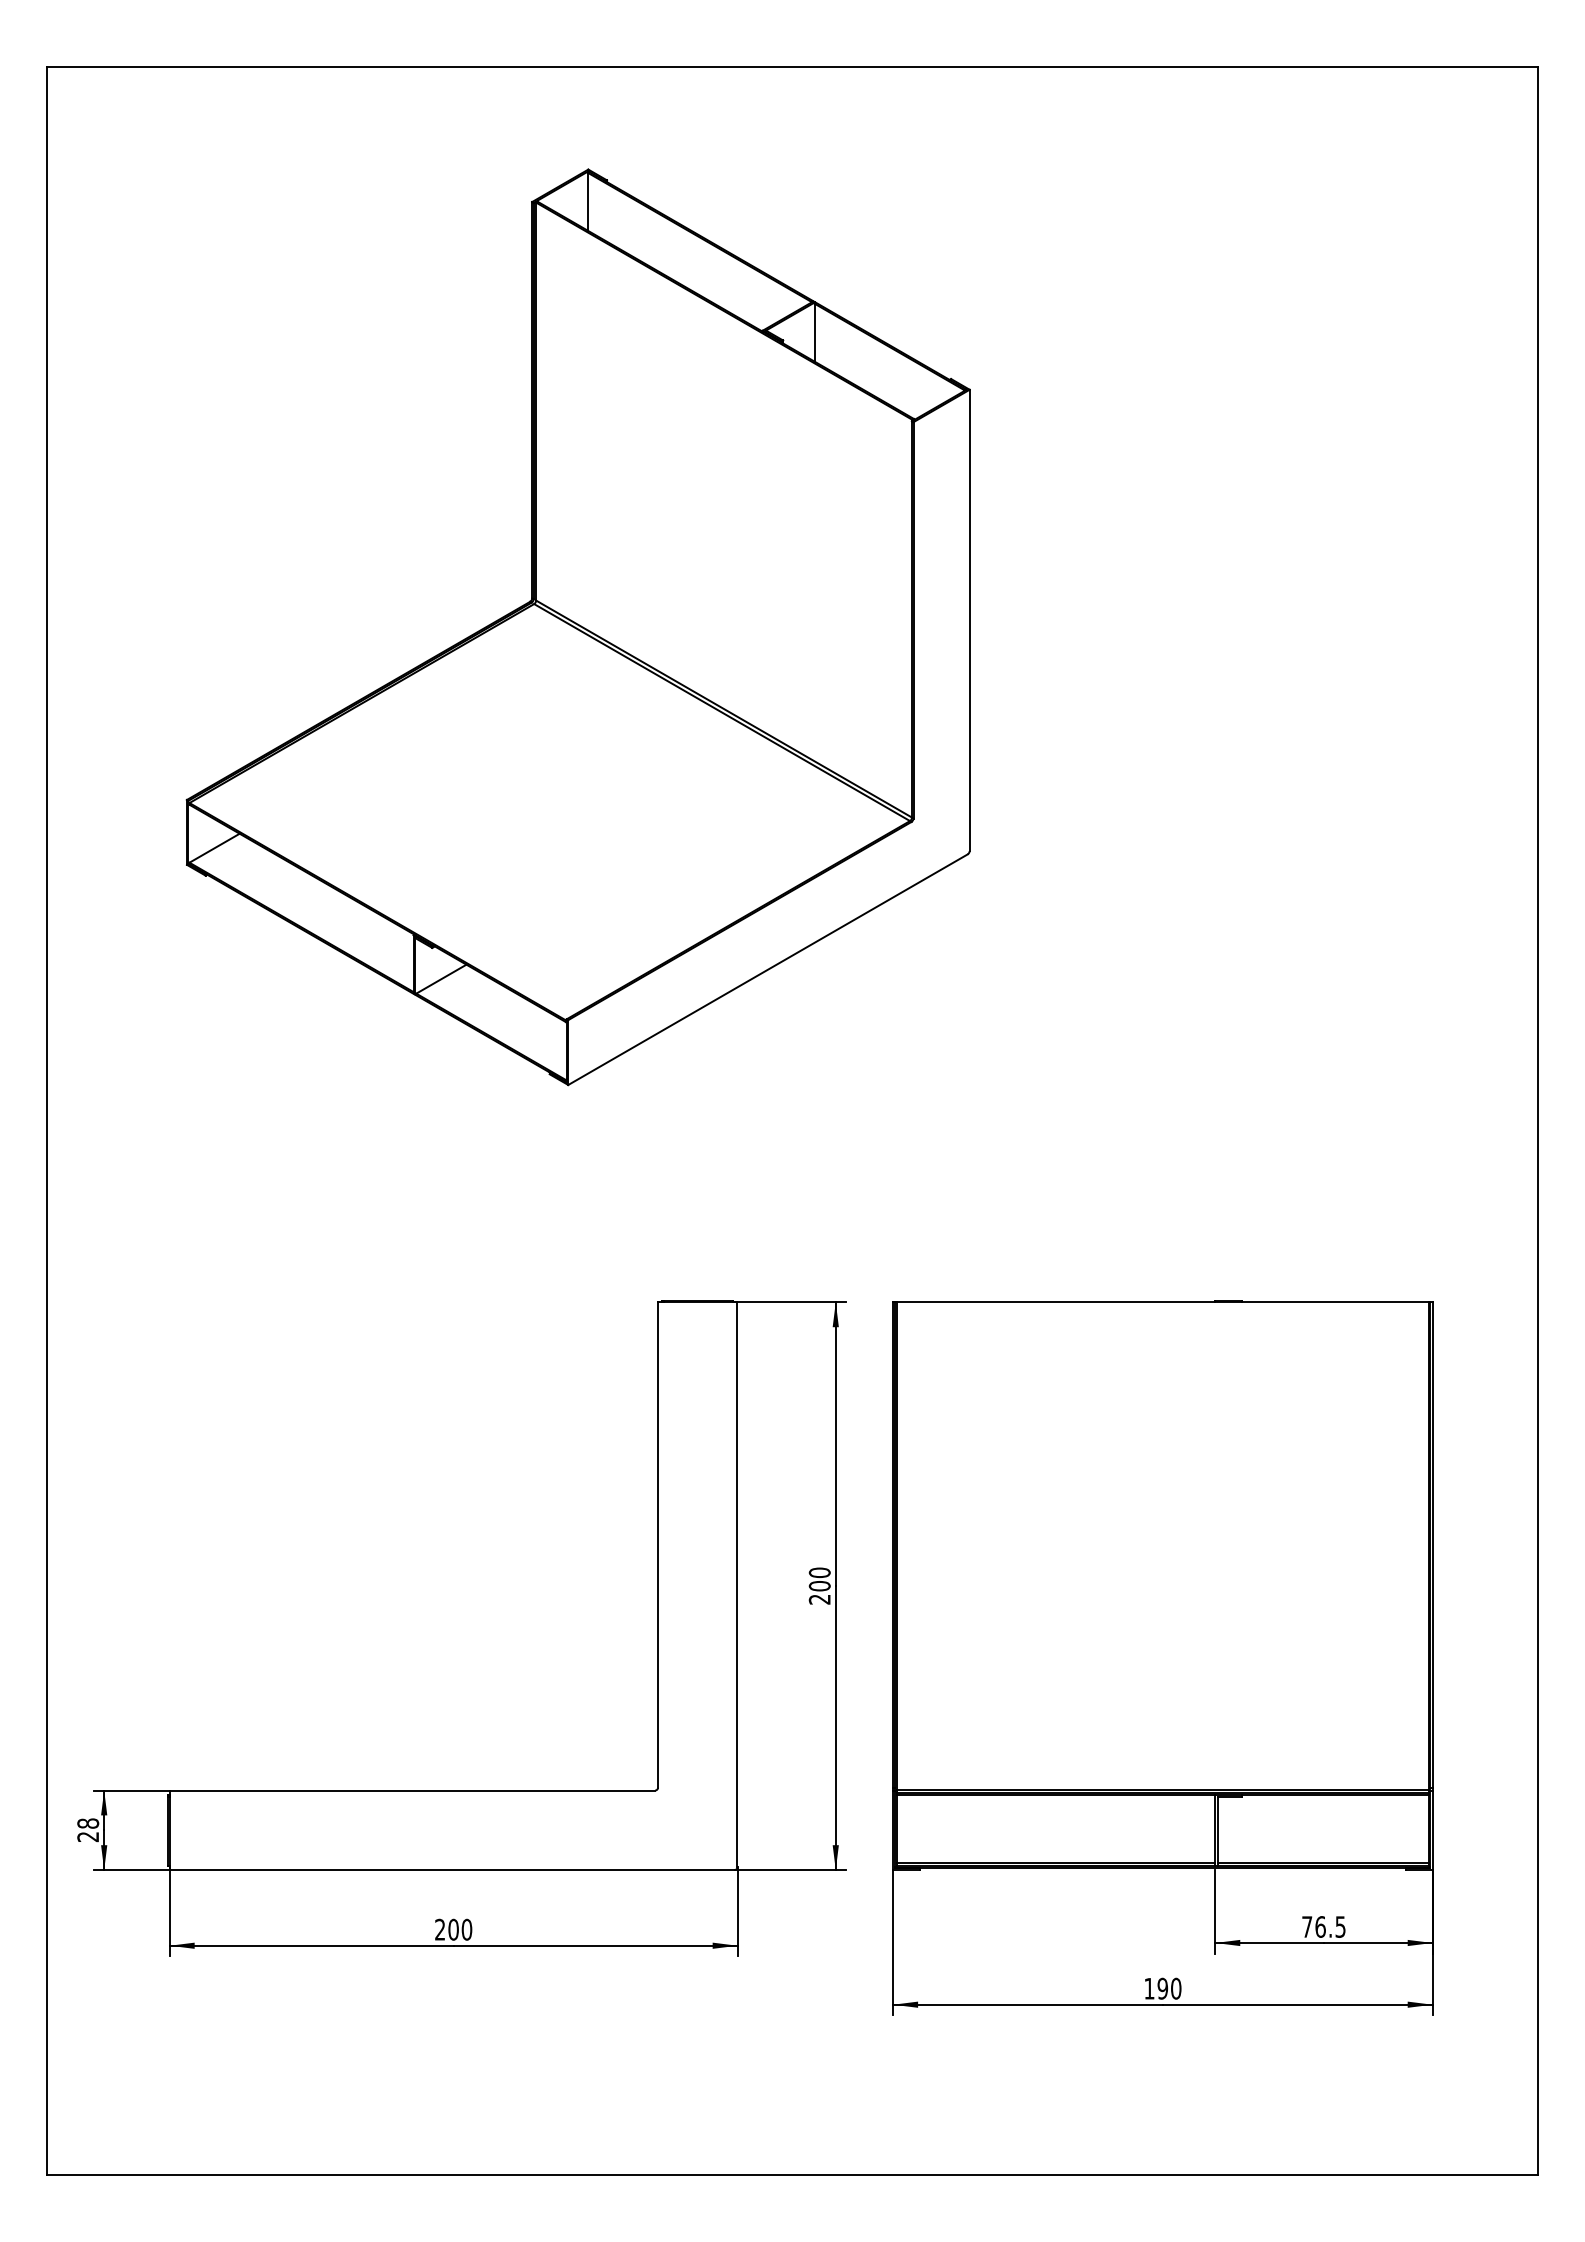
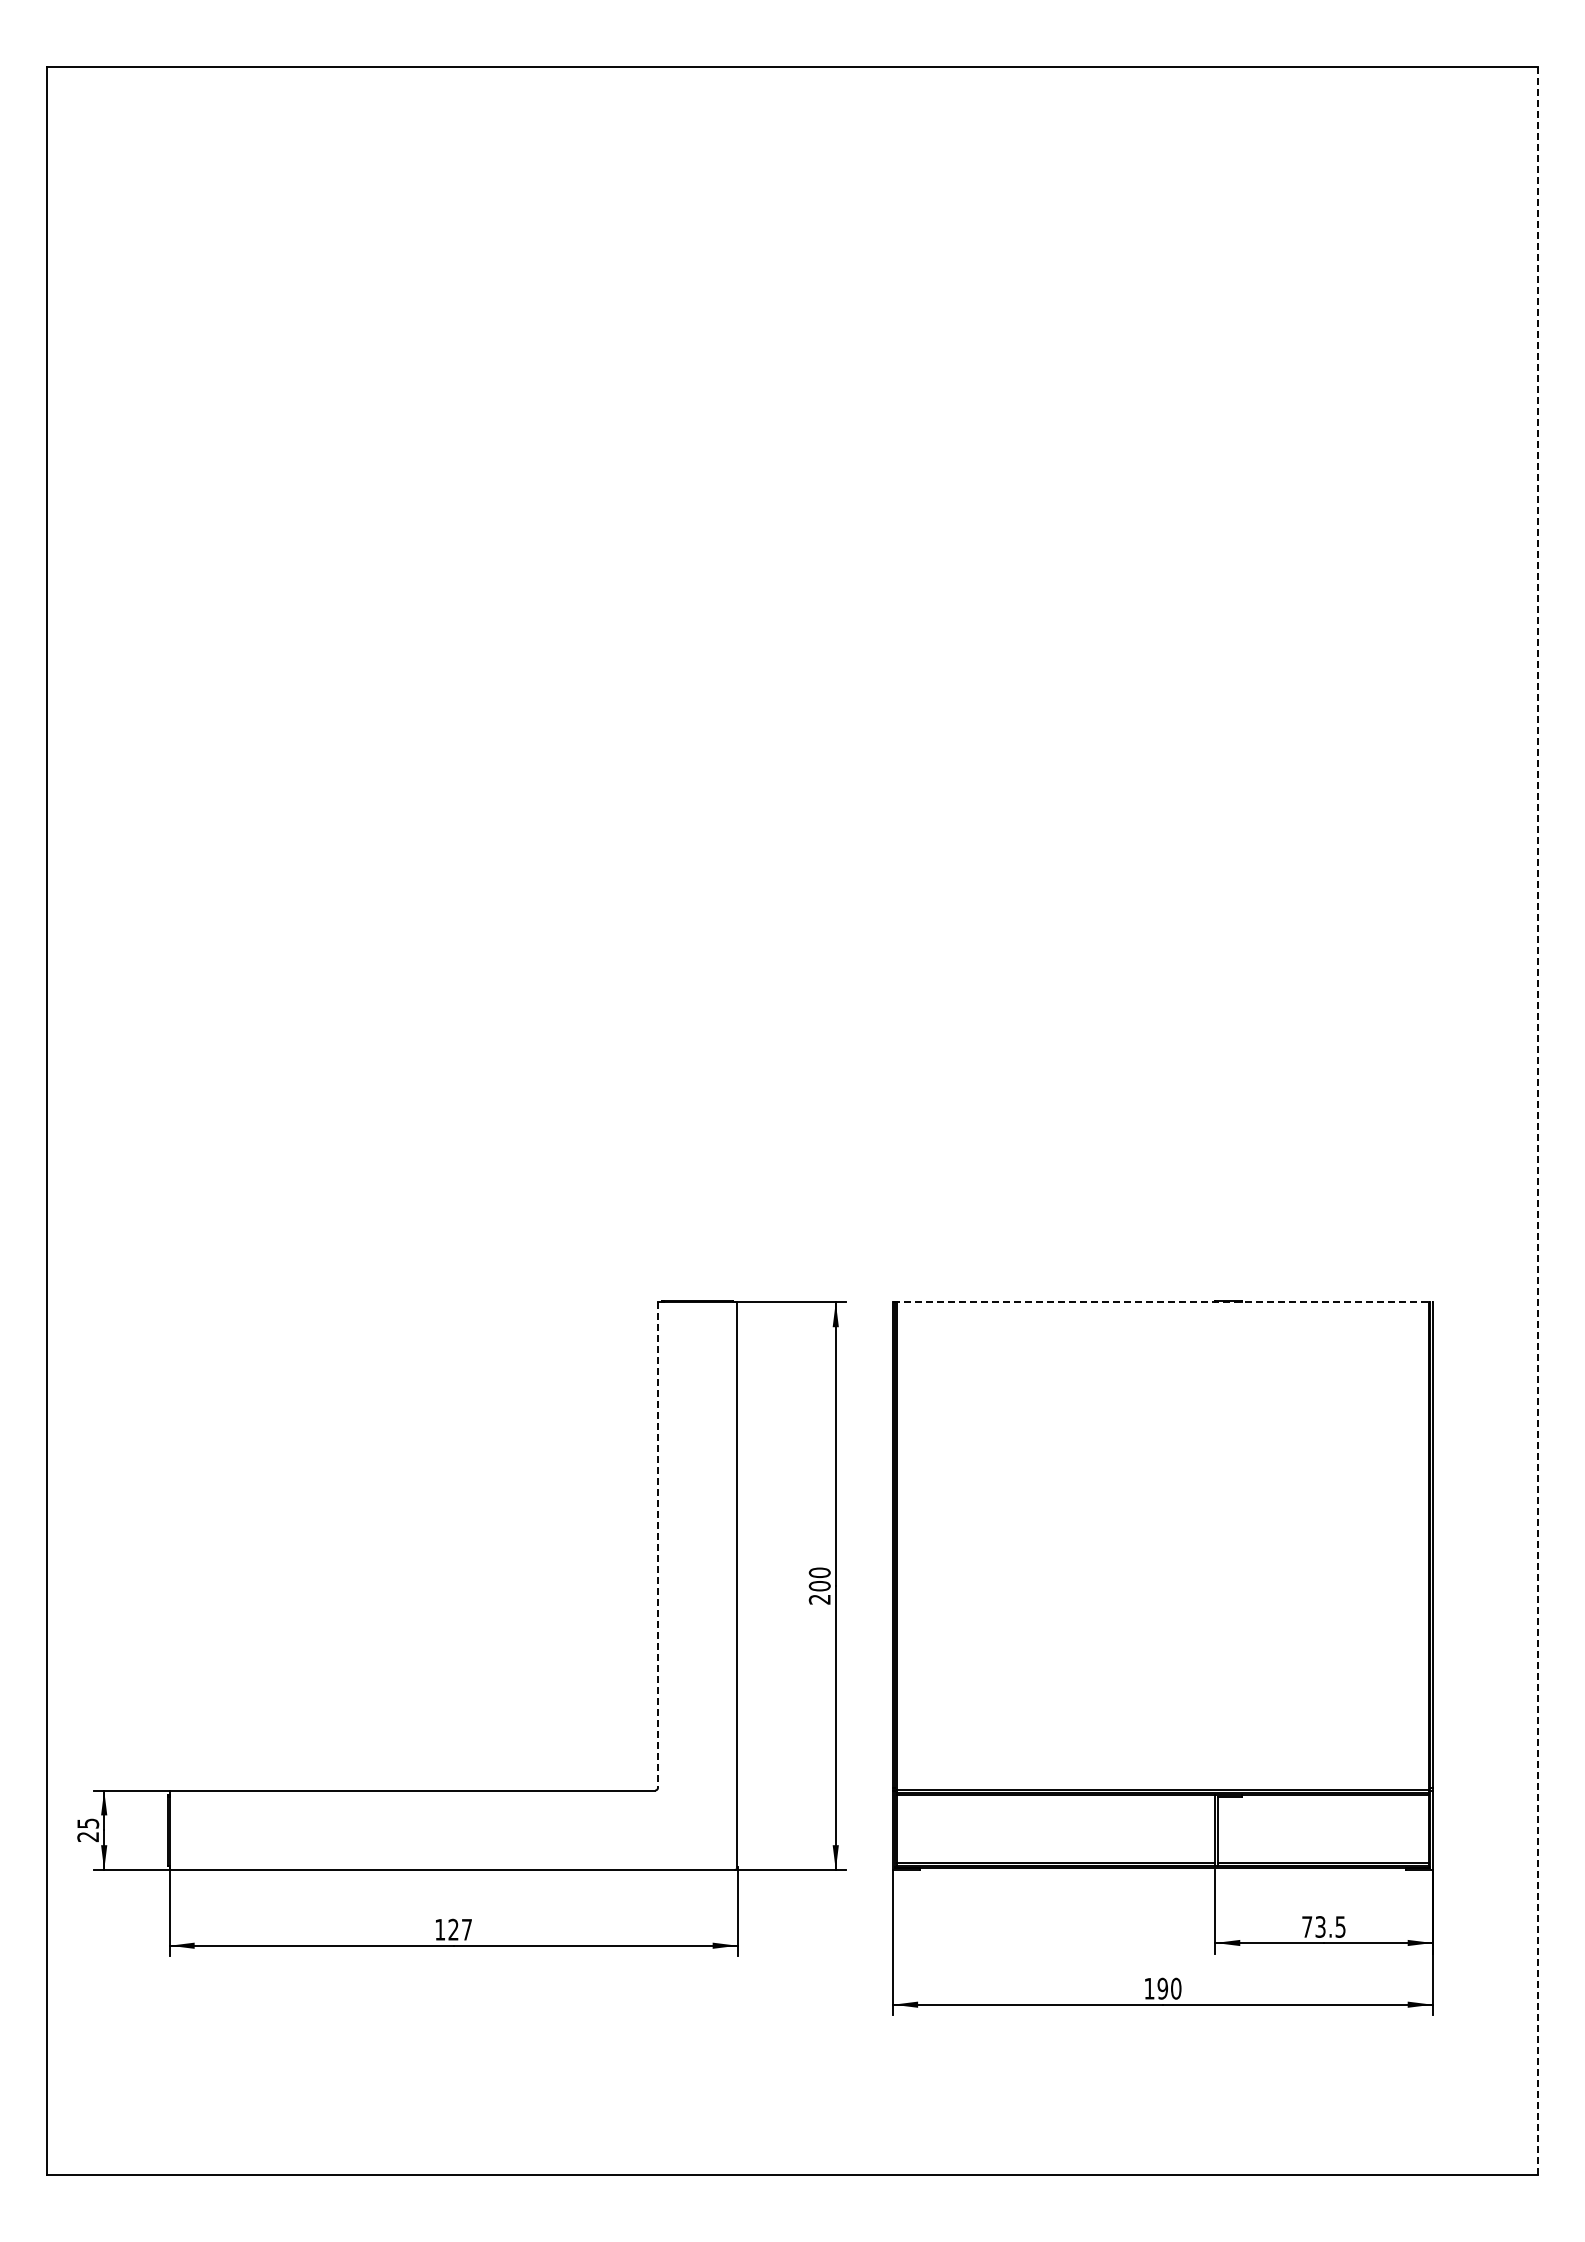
part: present -> none (577, 627)
line: solid -> dashed (1537, 1121)
line: solid -> dashed (1162, 1302)
line: solid -> dashed (658, 1545)
text: 28 -> 25 (88, 1823)
text: 76.5 -> 73.5 (1320, 1926)
text: 200 -> 127 (453, 1929)
